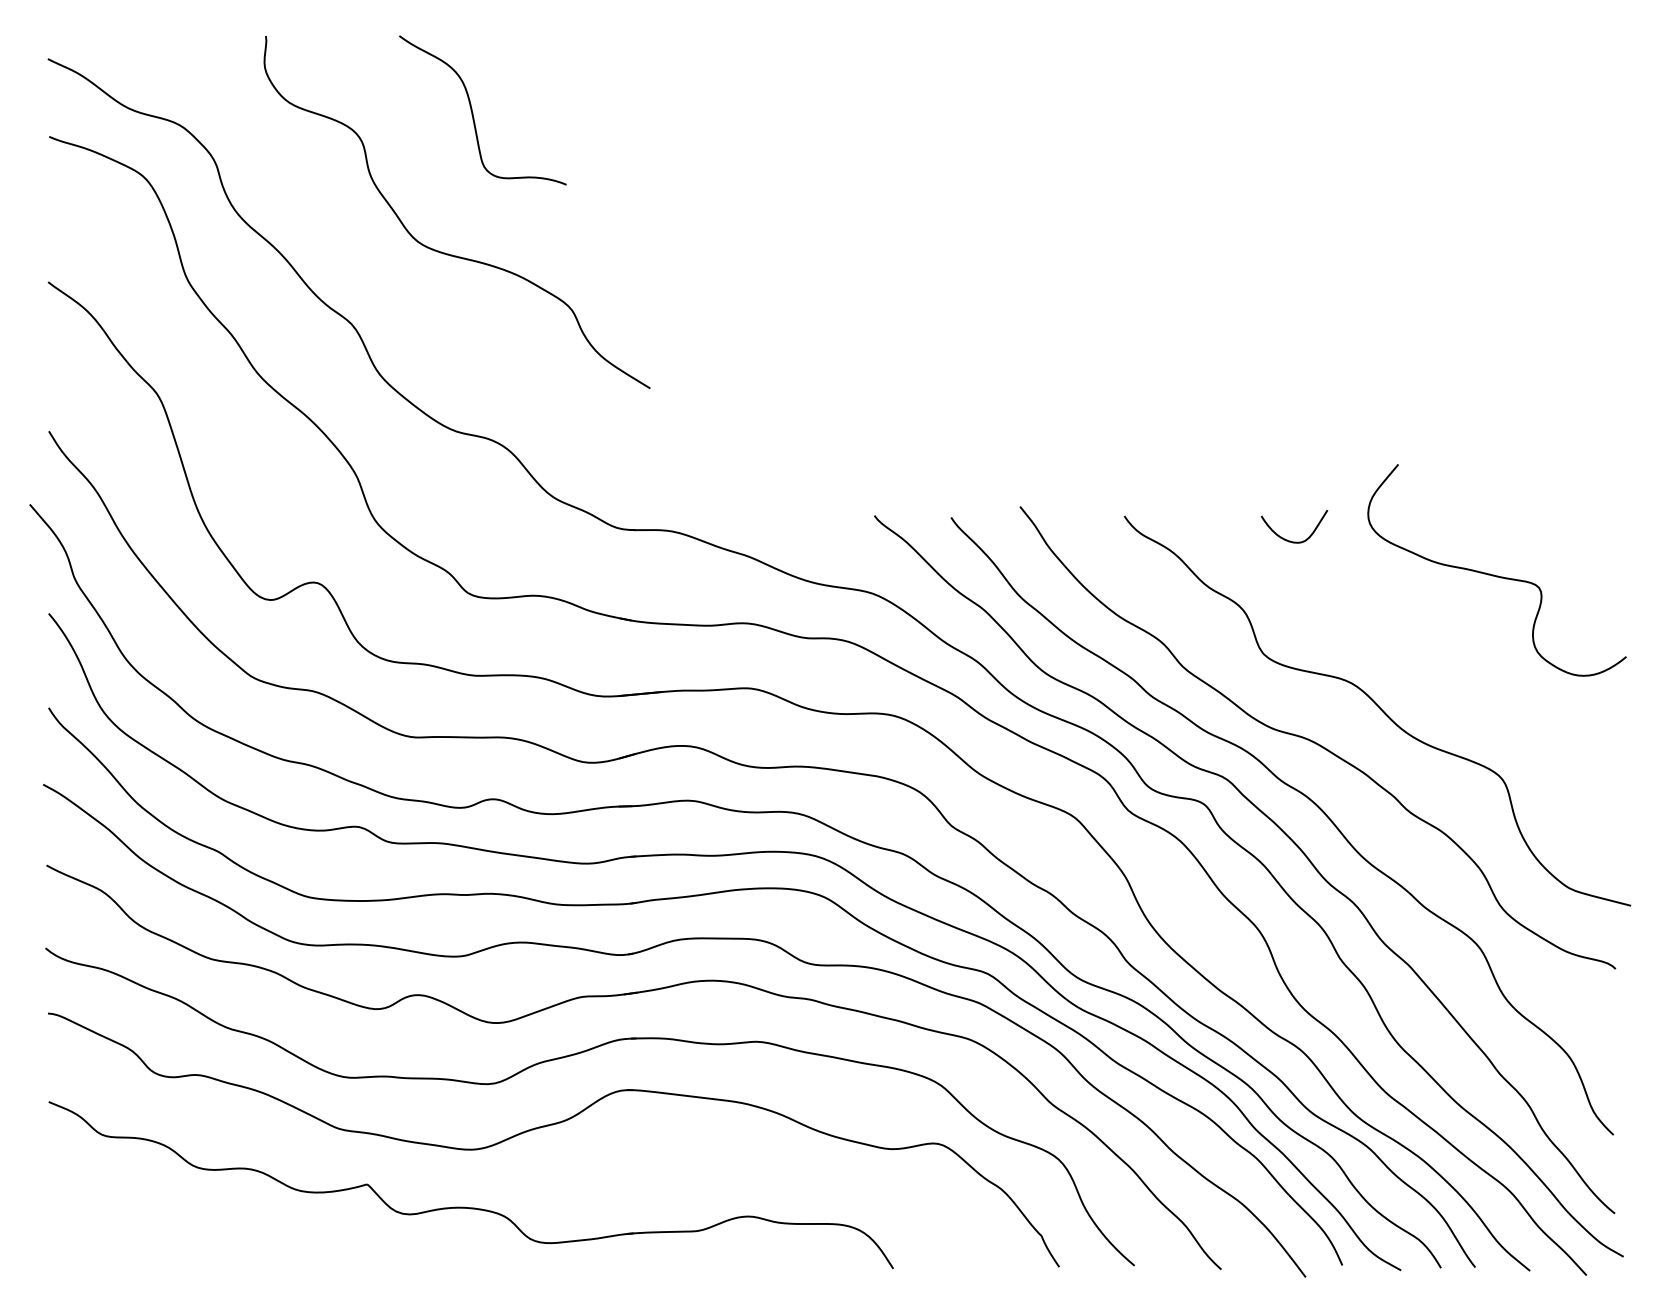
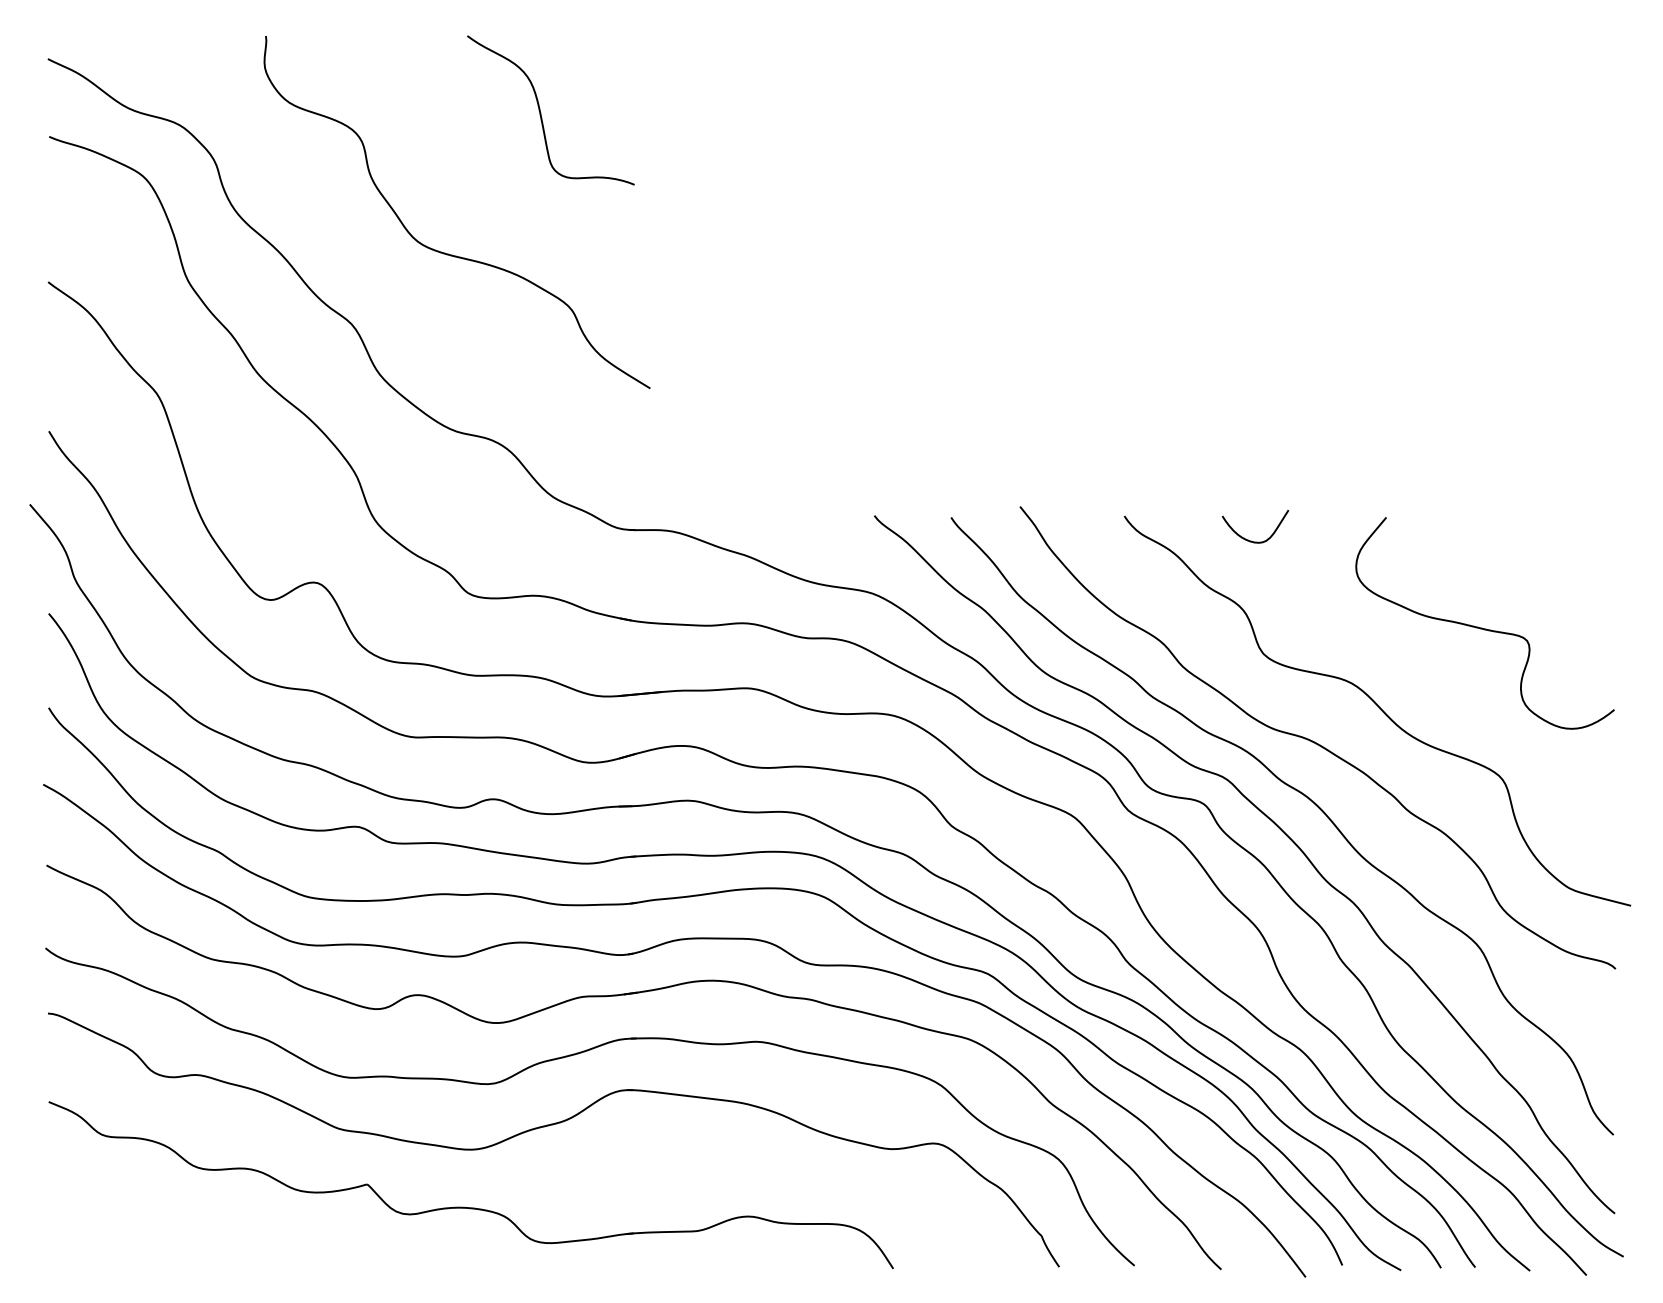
curve position: (473, 112) -> (541, 112) (541, 112)
curve position: (1290, 540) -> (1251, 540) (1251, 540)
curve position: (1494, 574) -> (1482, 627) (1482, 627)
